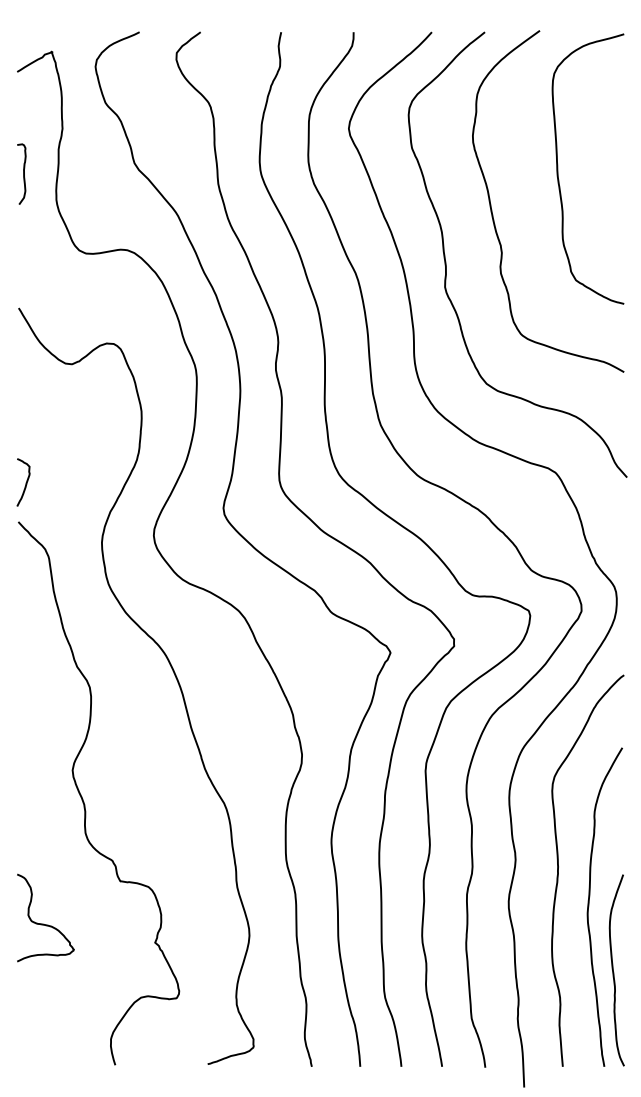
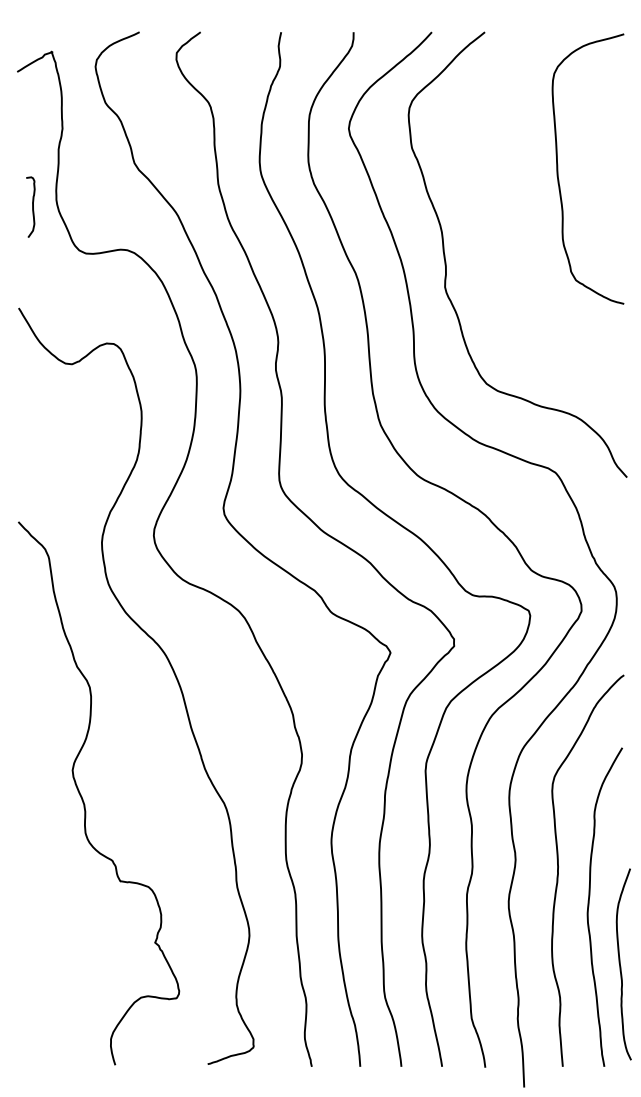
curve position: (23, 173) -> (32, 206) (32, 206)
curve: present -> none (493, 214)
curve: present -> none (25, 482)
curve: present -> none (43, 923)
curve position: (614, 972) -> (621, 966) (621, 966)
